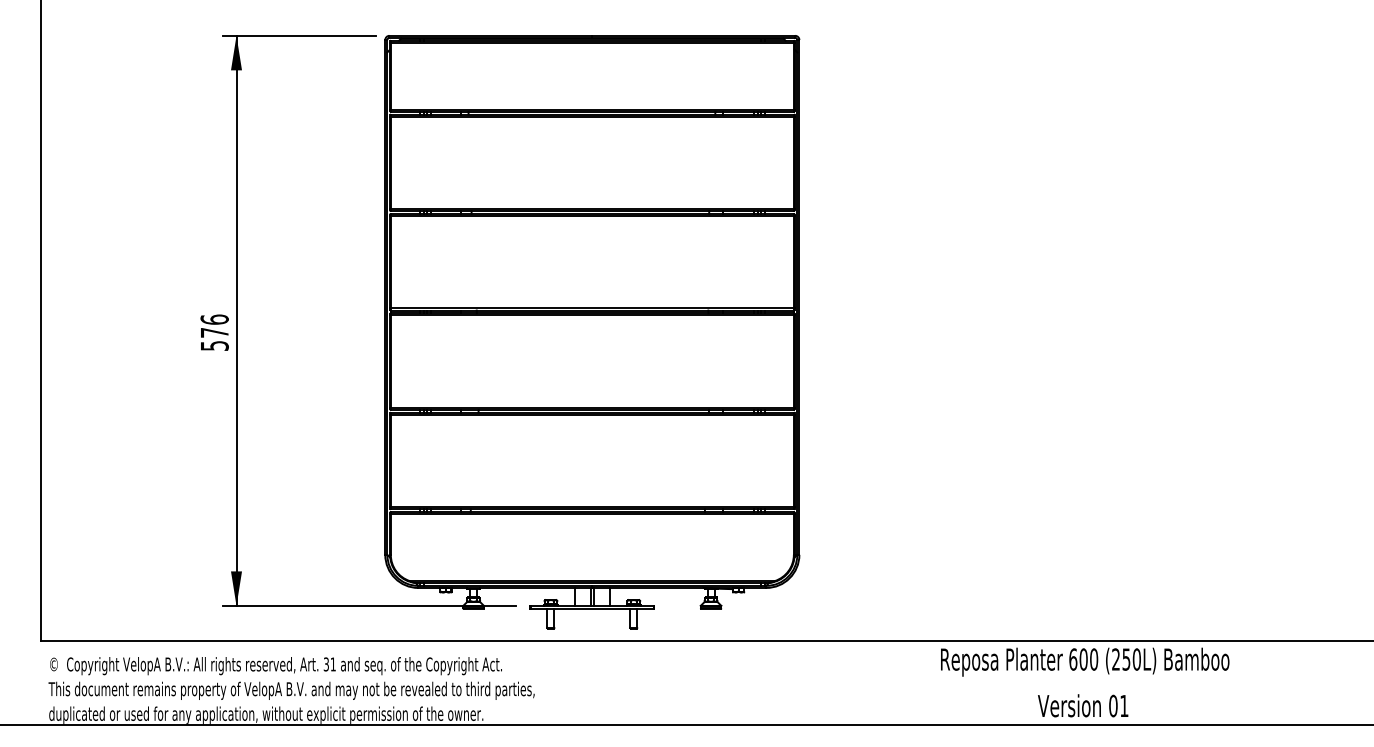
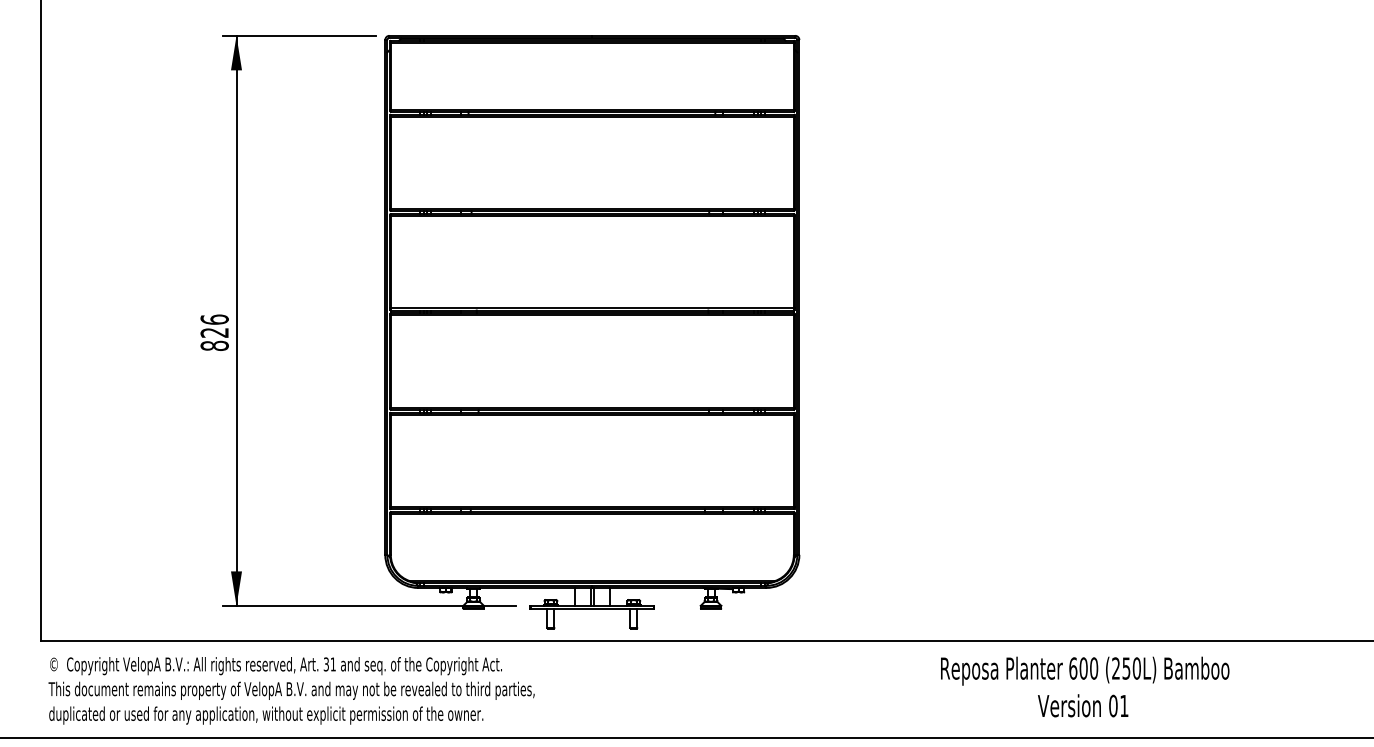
text: 576 -> 826 (214, 339)
text position: (1085, 661) -> (1085, 670) (1085, 670)
line position: (686, 724) -> (686, 737) (686, 737)
